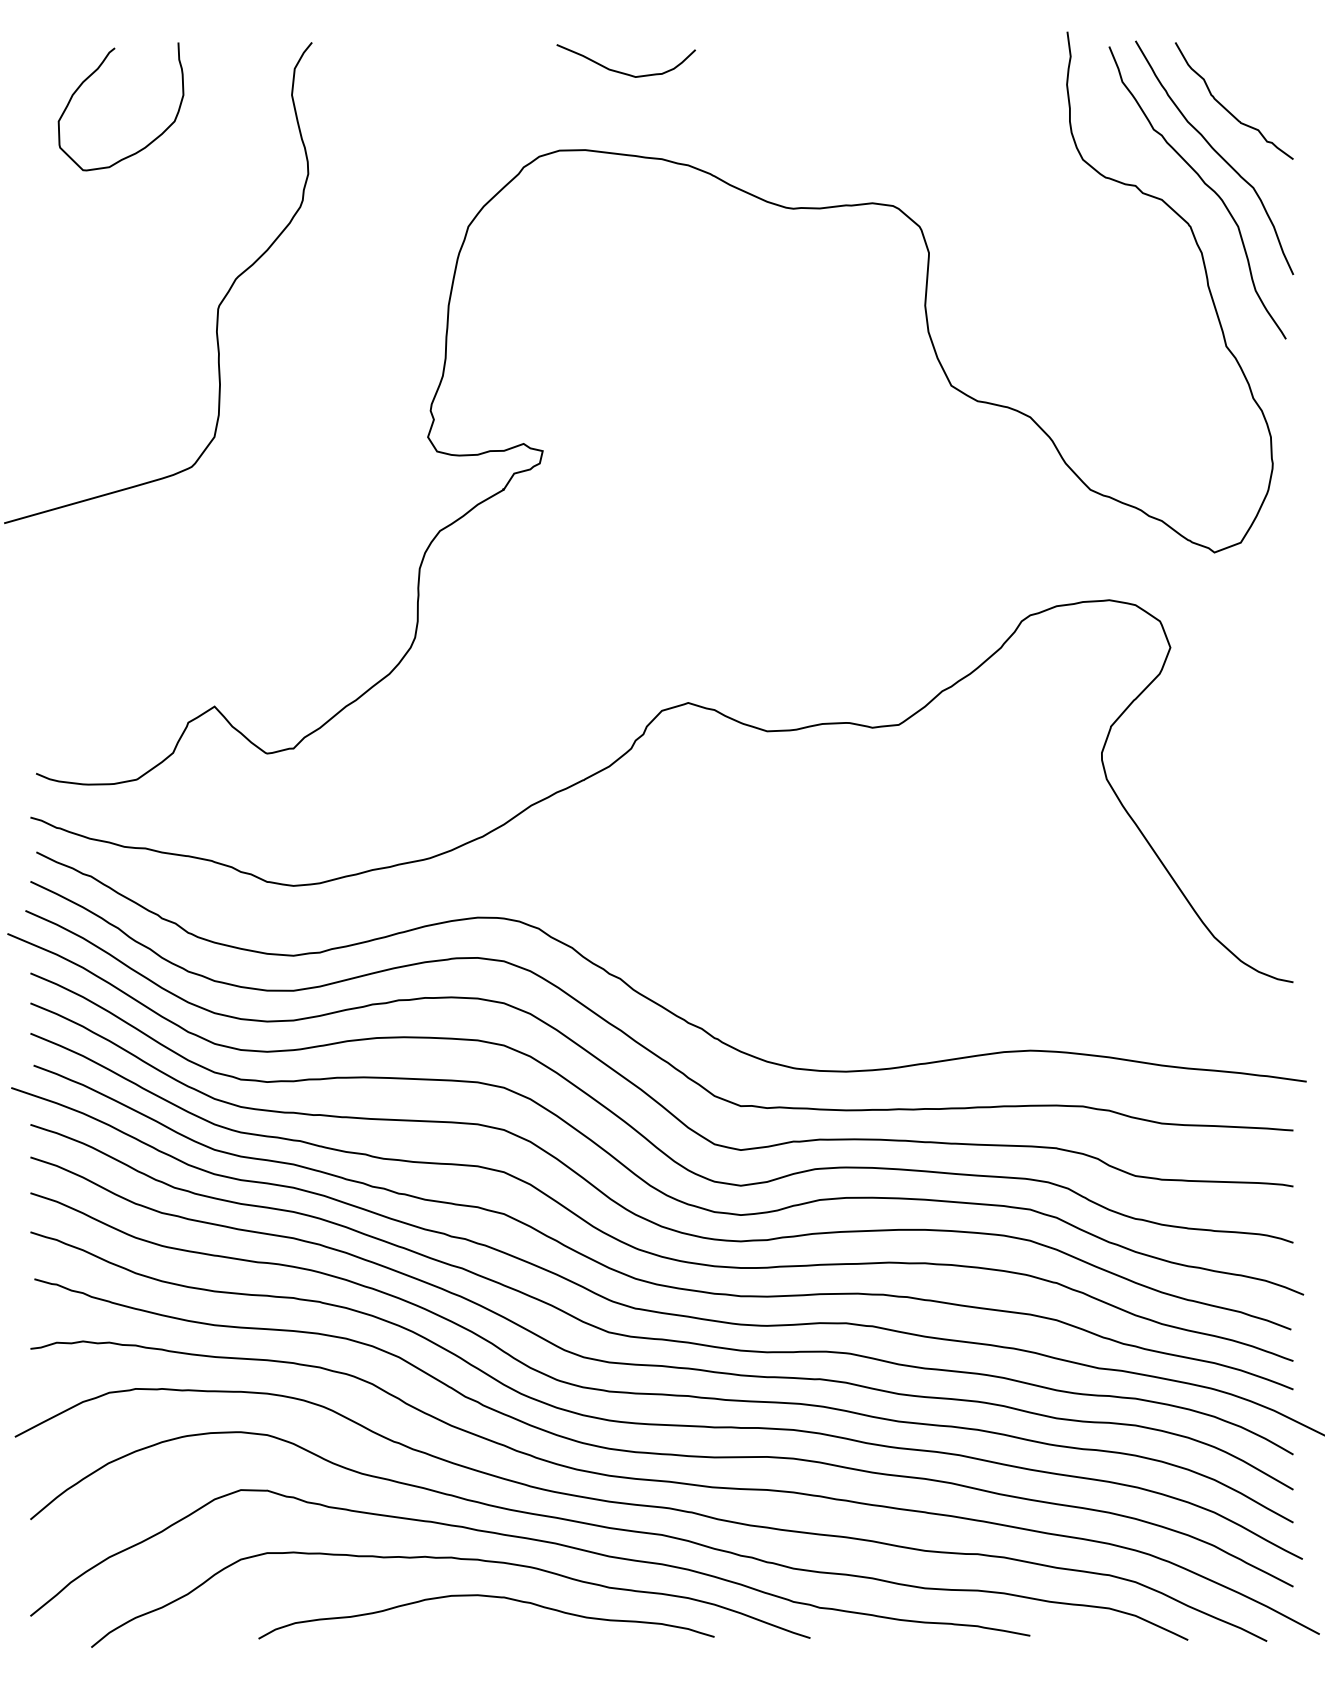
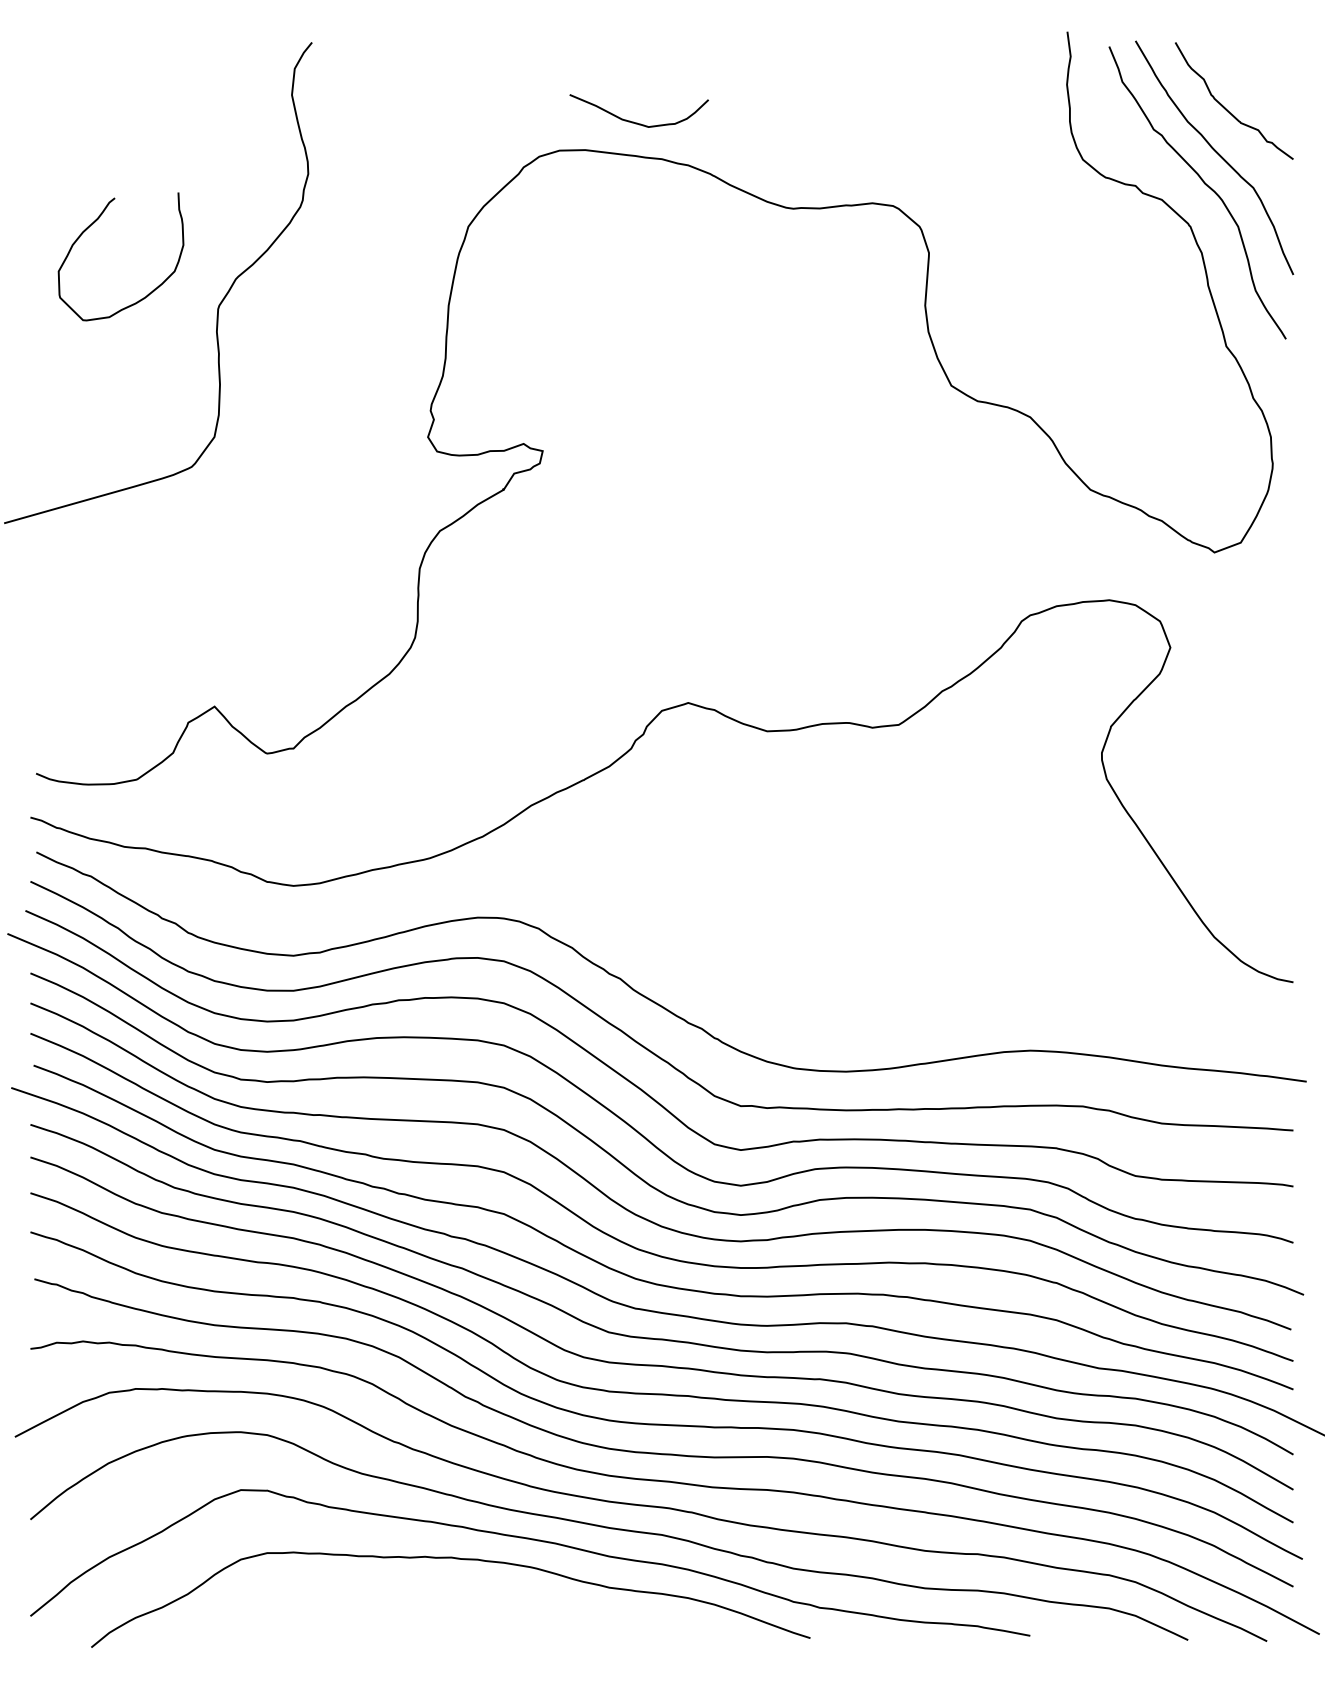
curve position: (624, 72) -> (637, 122) (637, 122)
curve position: (93, 74) -> (93, 224) (93, 224)
curve: present -> none (488, 1597)
